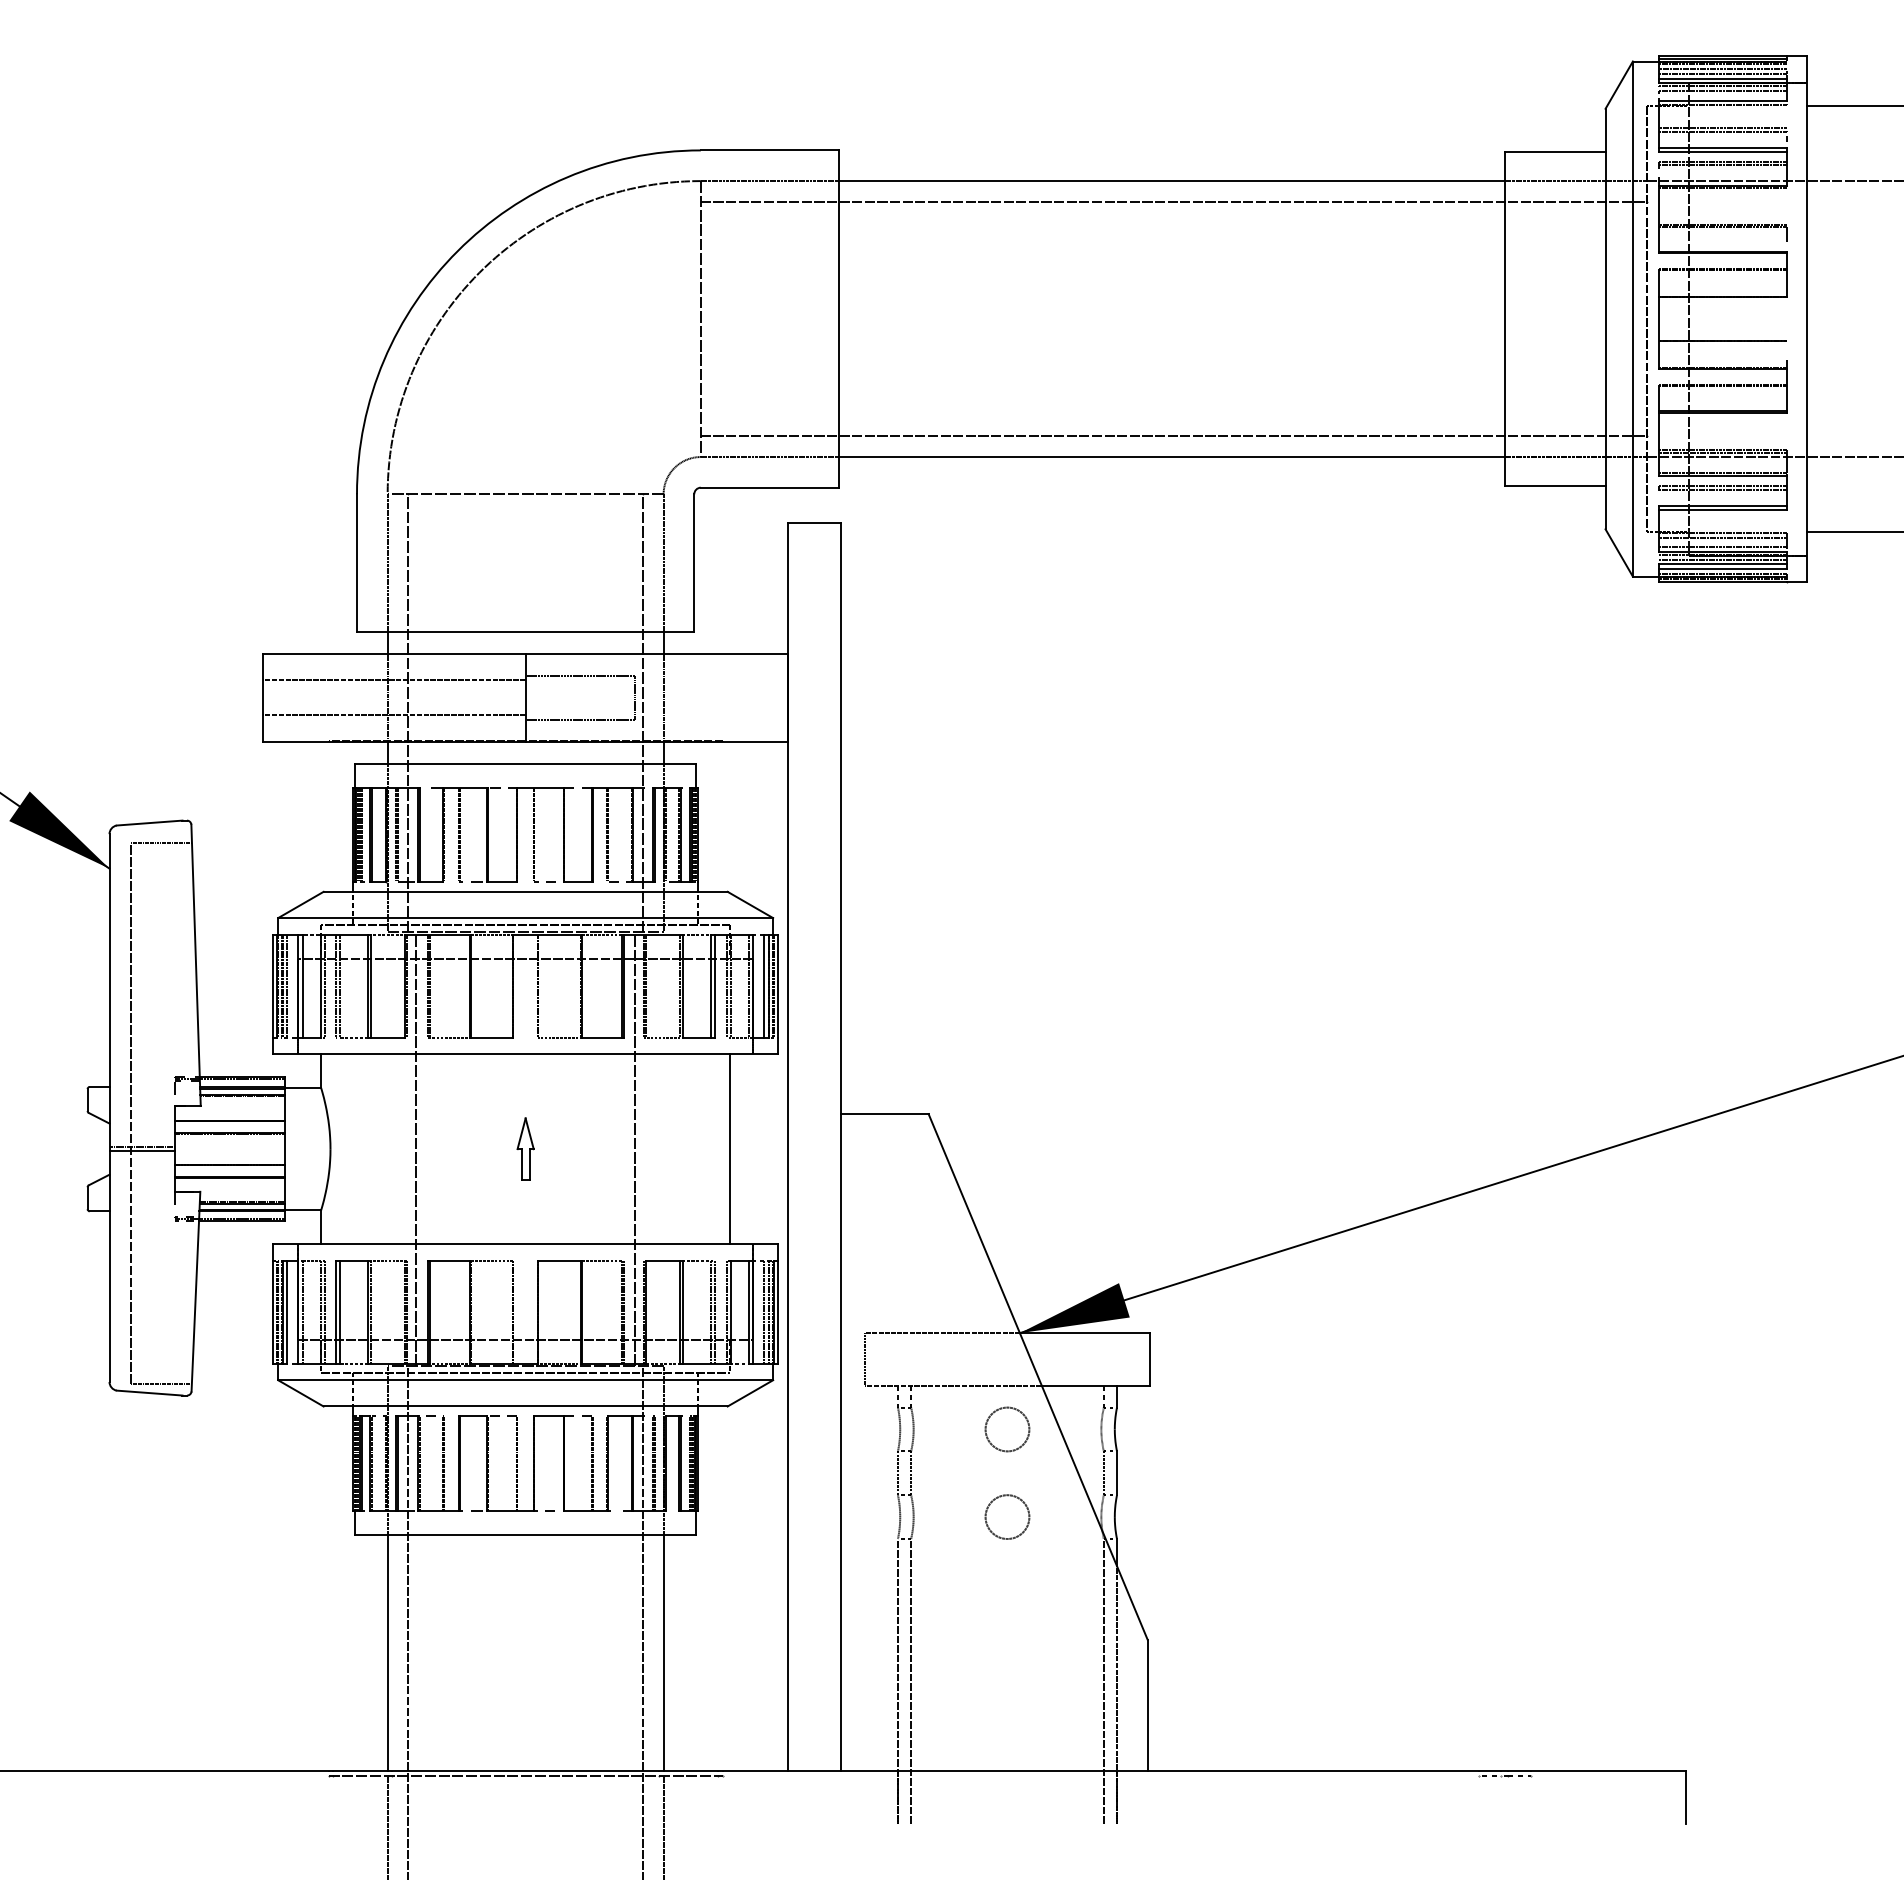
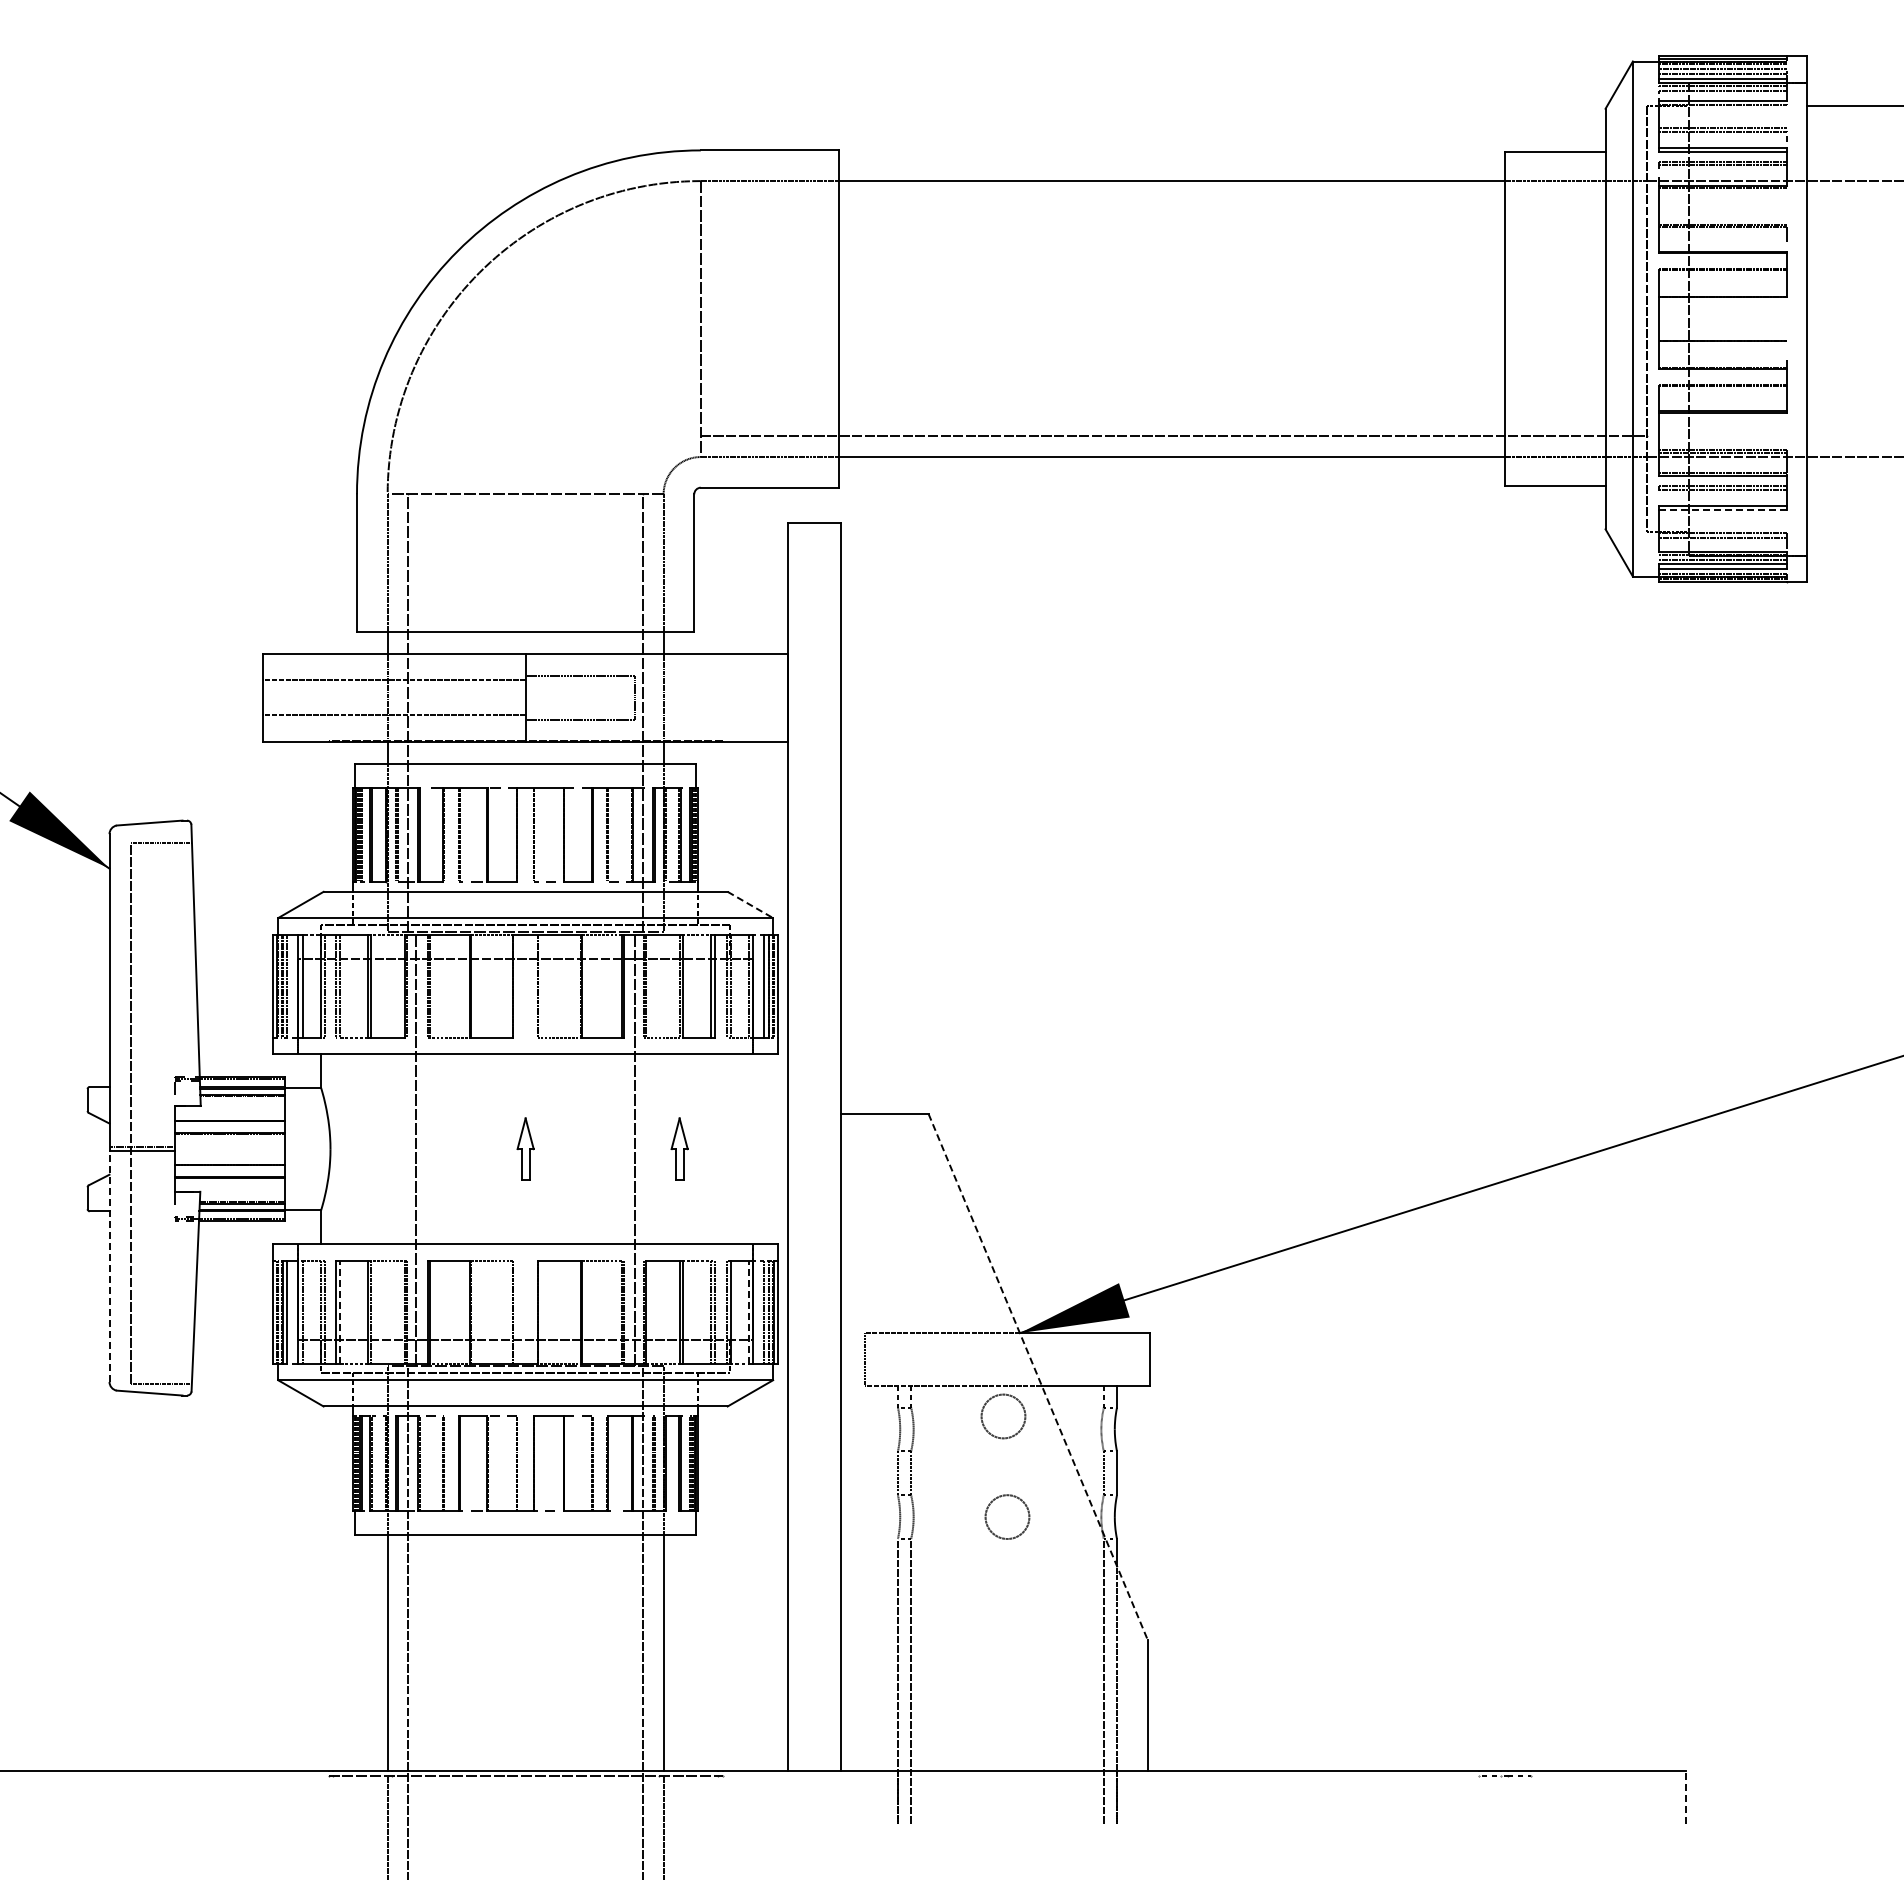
line: present -> none (1173, 201)
line: solid -> dashed (1722, 510)
line: present -> none (1853, 531)
line: present -> none (1722, 547)
line: solid -> dashed (750, 905)
part: none -> present (679, 1148)
line: present -> none (730, 1149)
line: solid -> dashed (109, 1266)
line: solid -> dashed (340, 1312)
line: solid -> dashed (748, 1312)
line: solid -> dashed (1038, 1376)
part position: (1007, 1429) -> (1003, 1416) (1003, 1416)
line: solid -> dashed (1686, 1796)
